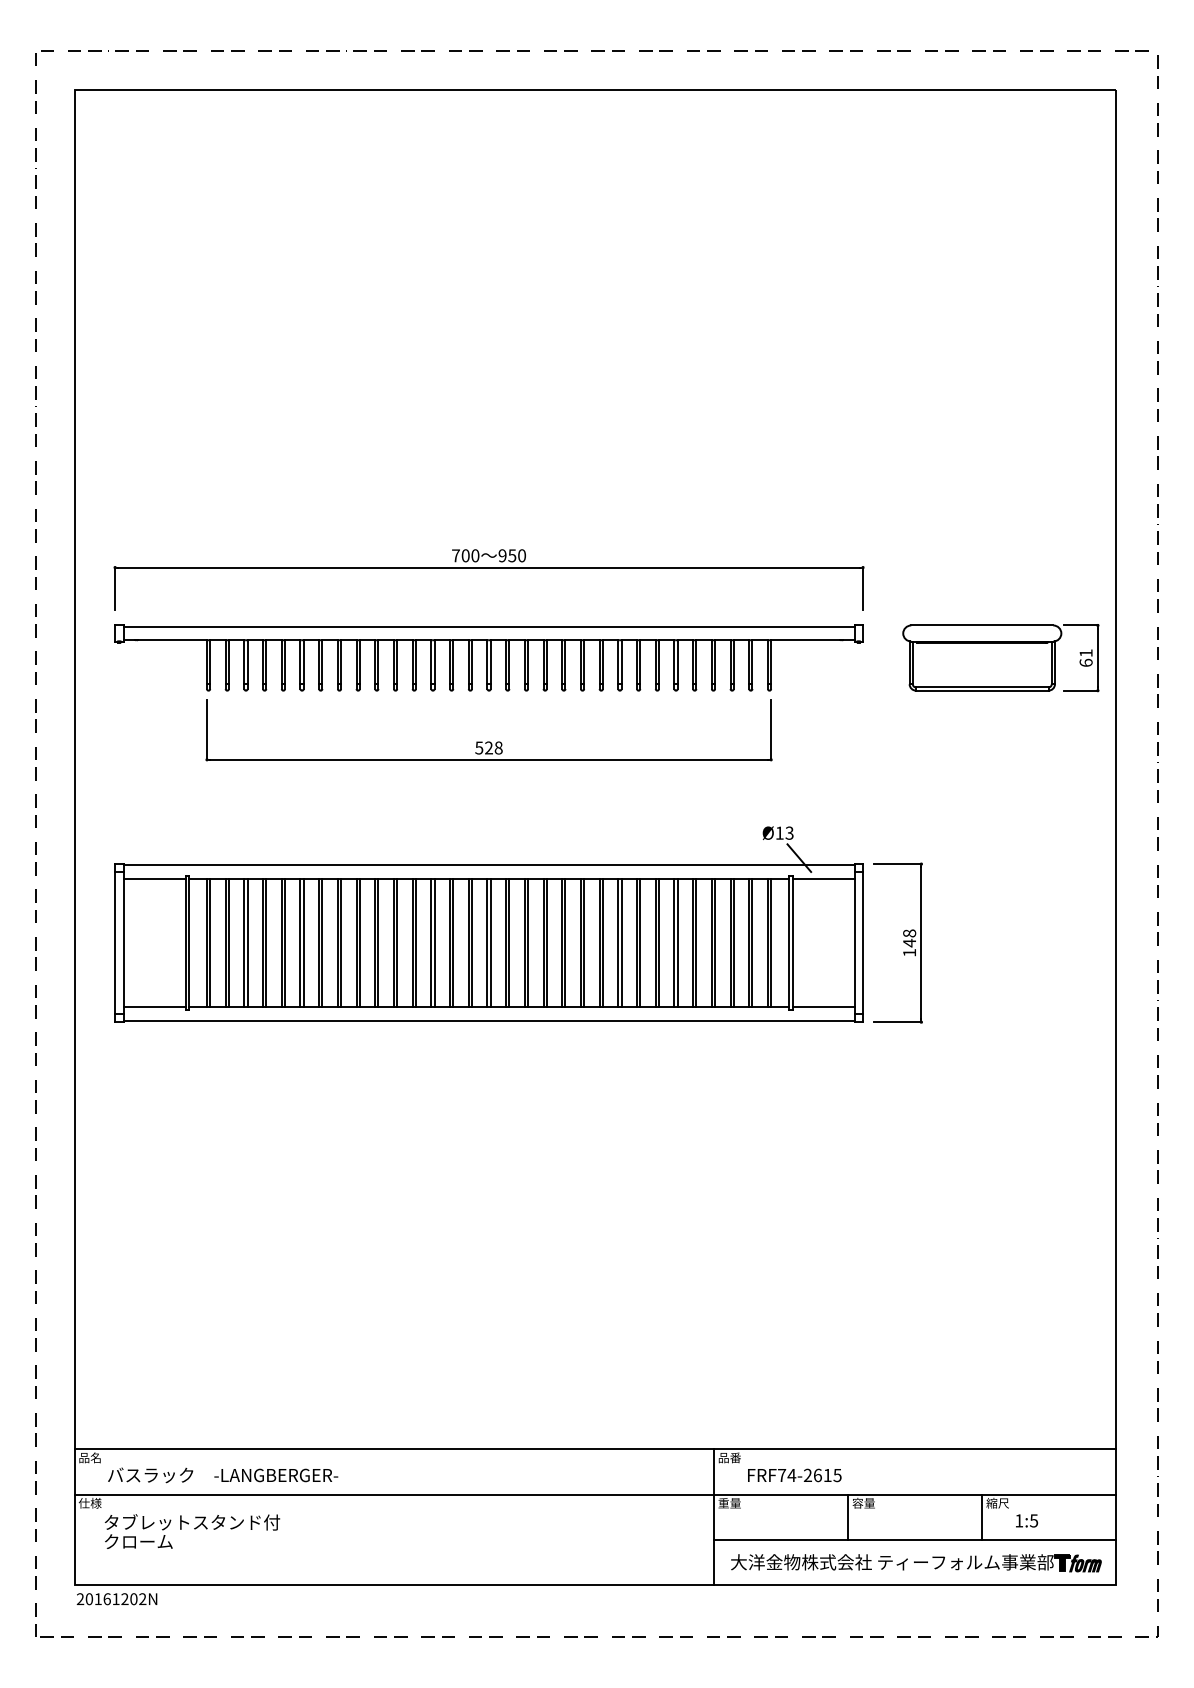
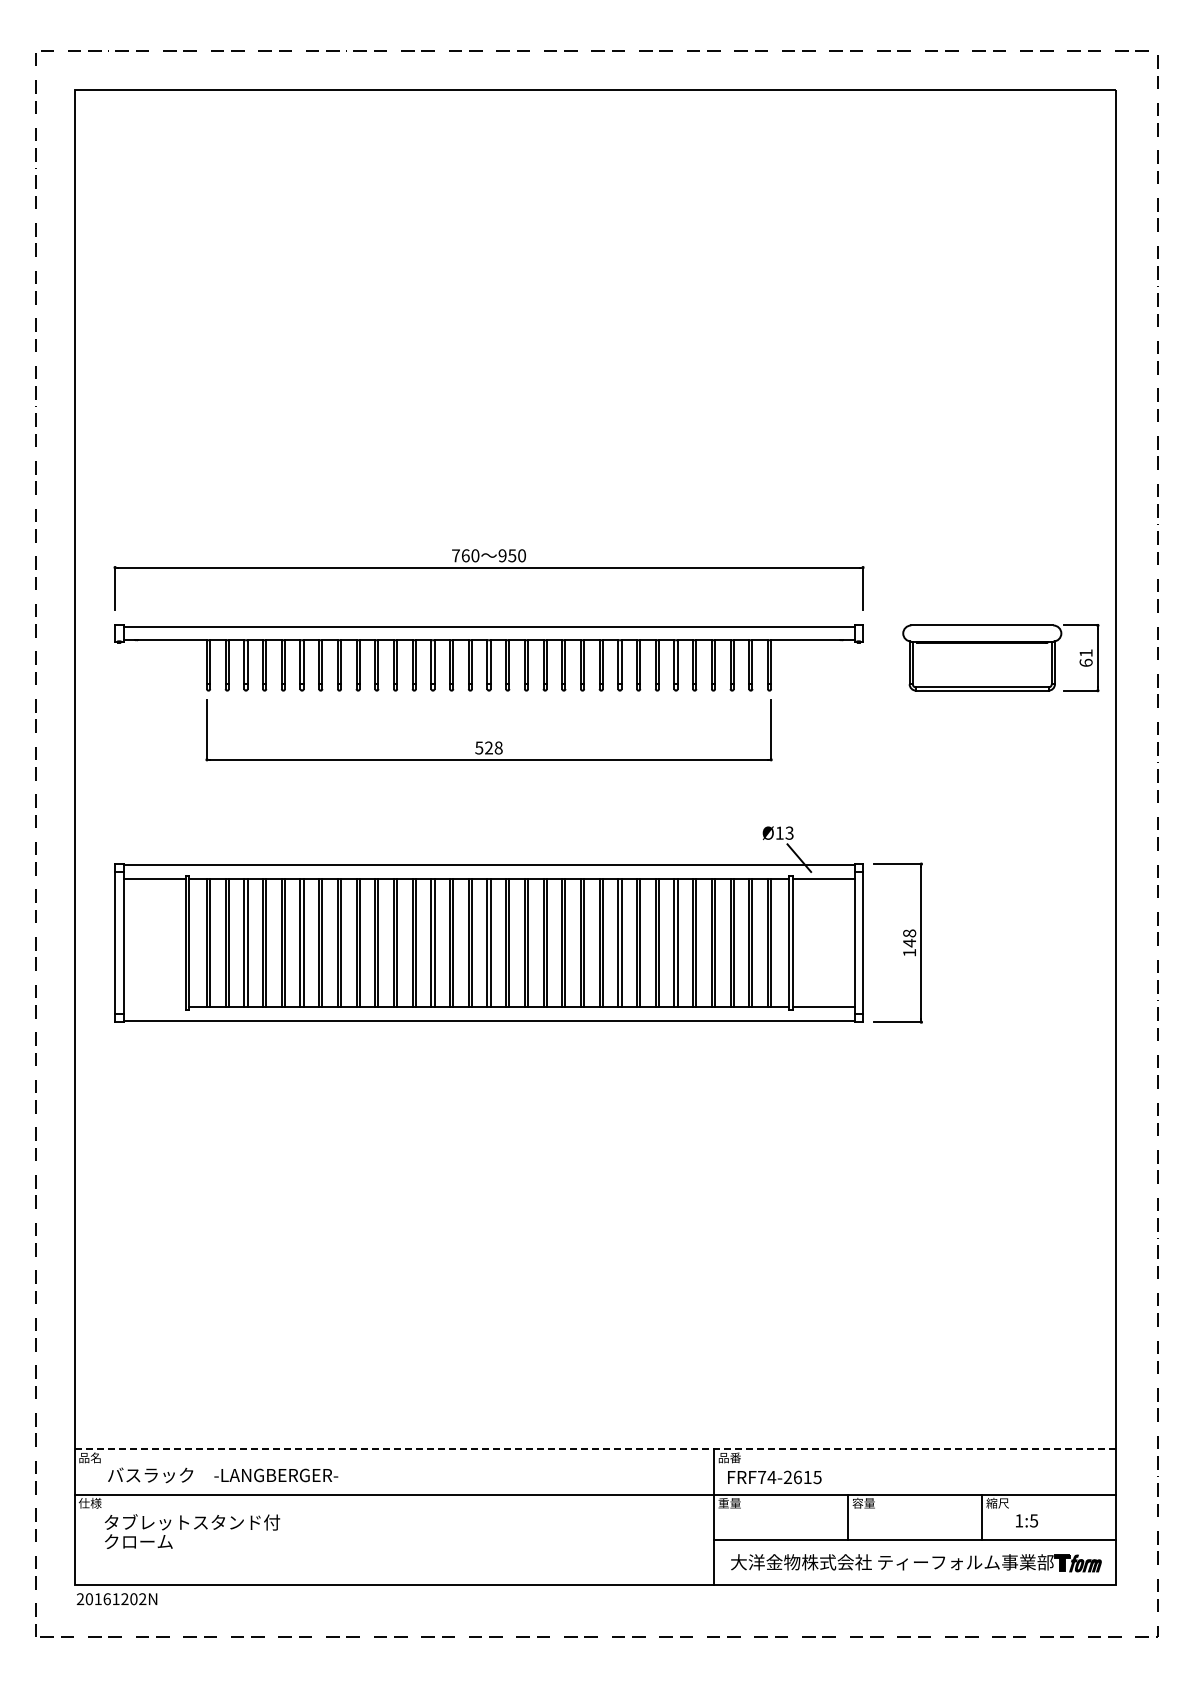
text: 700 -> 760 (465, 555)
line: present -> none (154, 1007)
line: solid -> dashed (595, 1449)
text position: (794, 1475) -> (774, 1477) (774, 1477)
